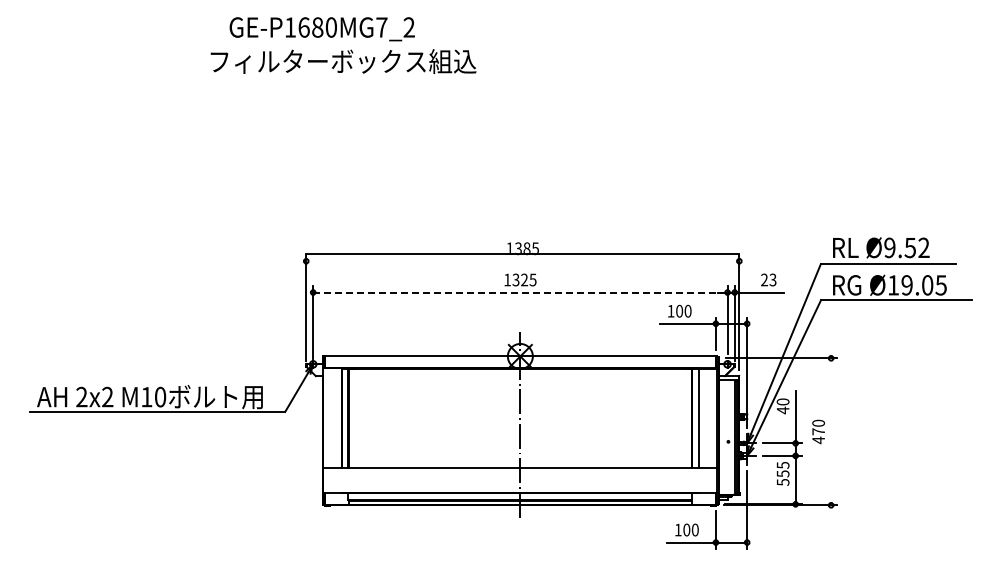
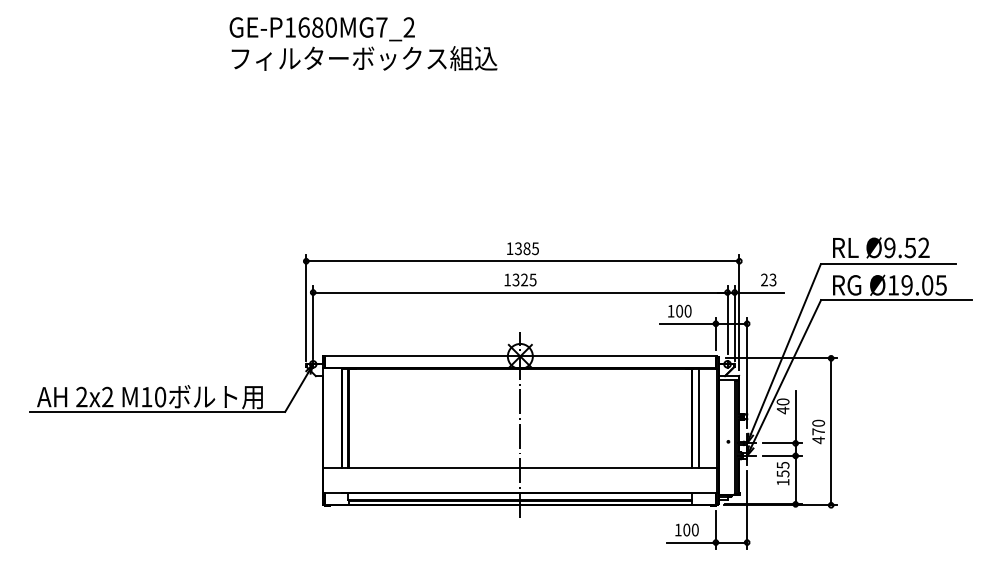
text position: (343, 61) -> (364, 58) (364, 58)
line position: (522, 254) -> (522, 261) (522, 261)
line: dashed -> solid (520, 292)
line: none -> present (831, 431)
text: 555 -> 155 (782, 482)
